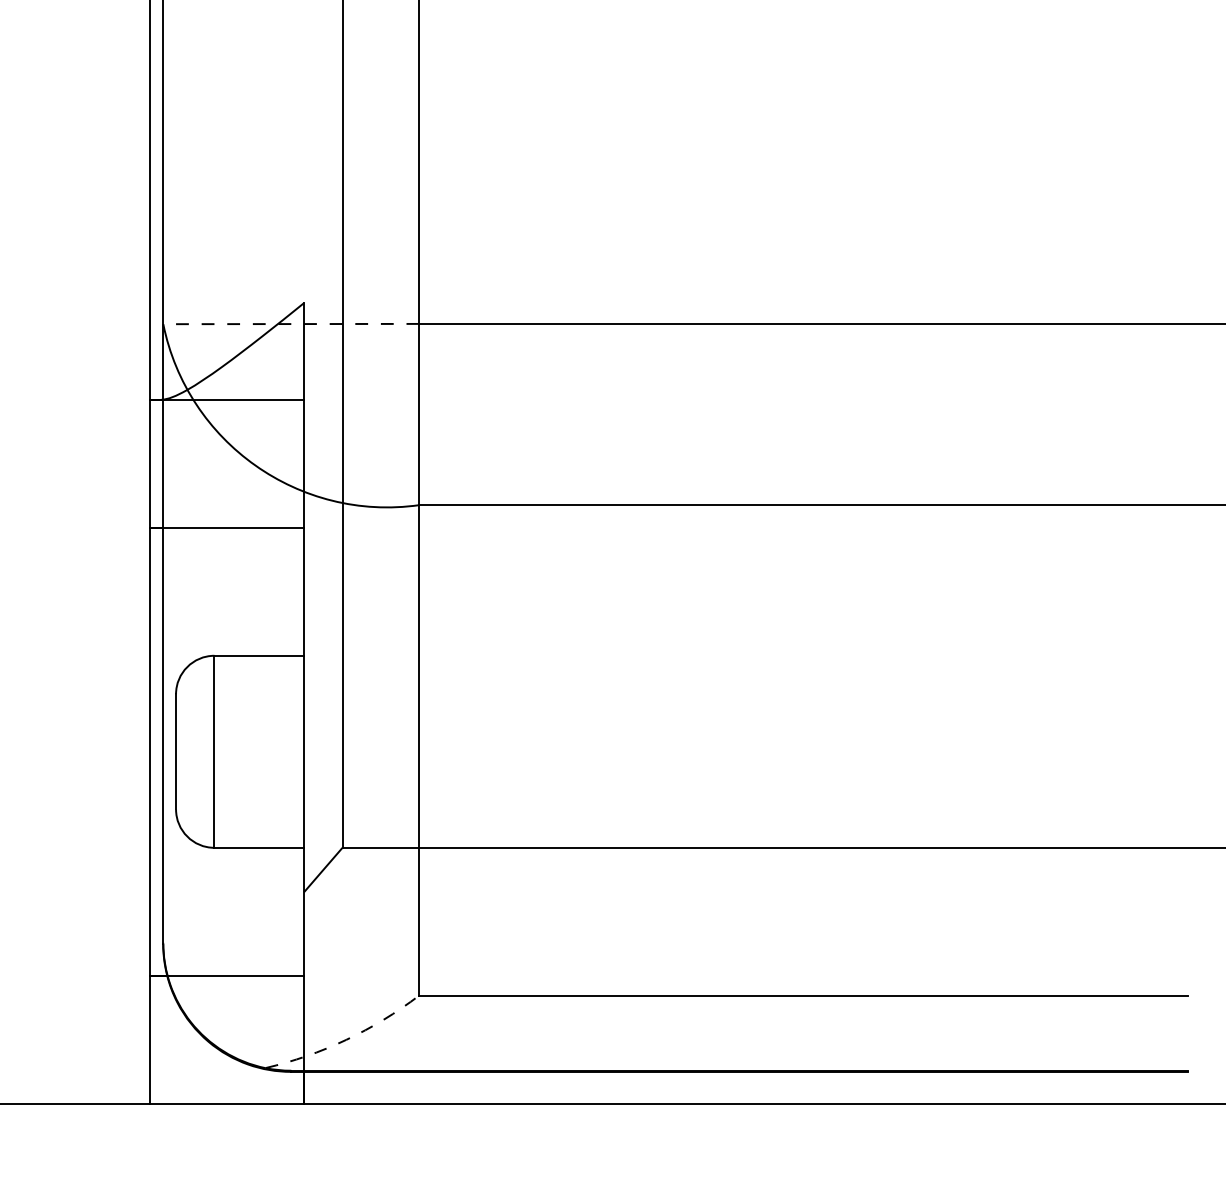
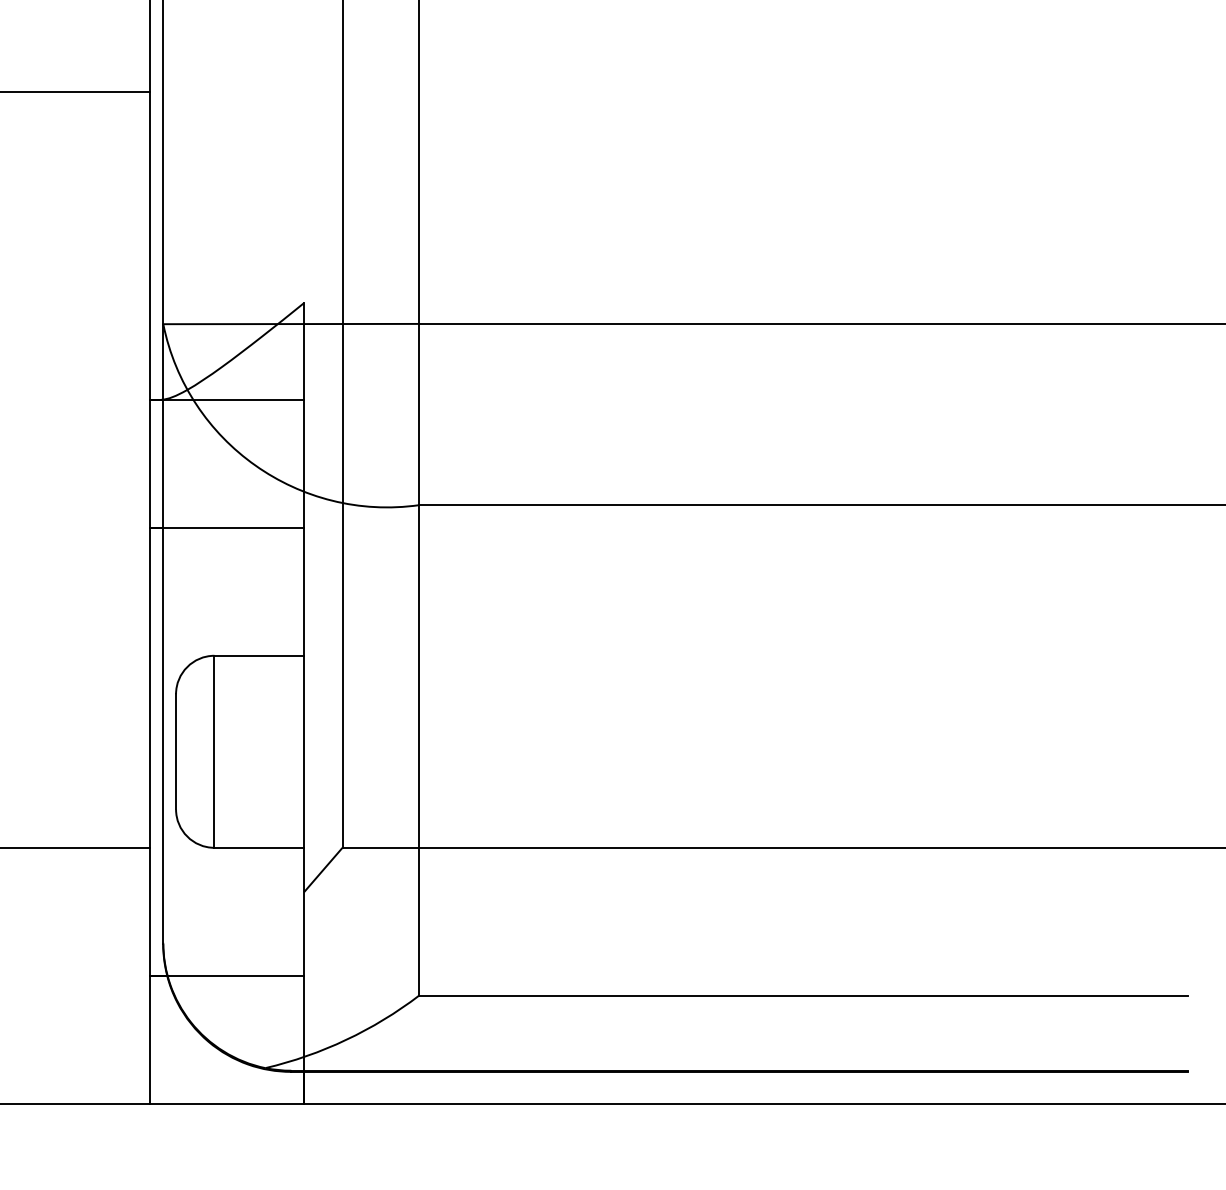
line: none -> present (76, 92)
line: dashed -> solid (290, 324)
line: none -> present (76, 847)
arc: dashed -> solid (346, 1039)
